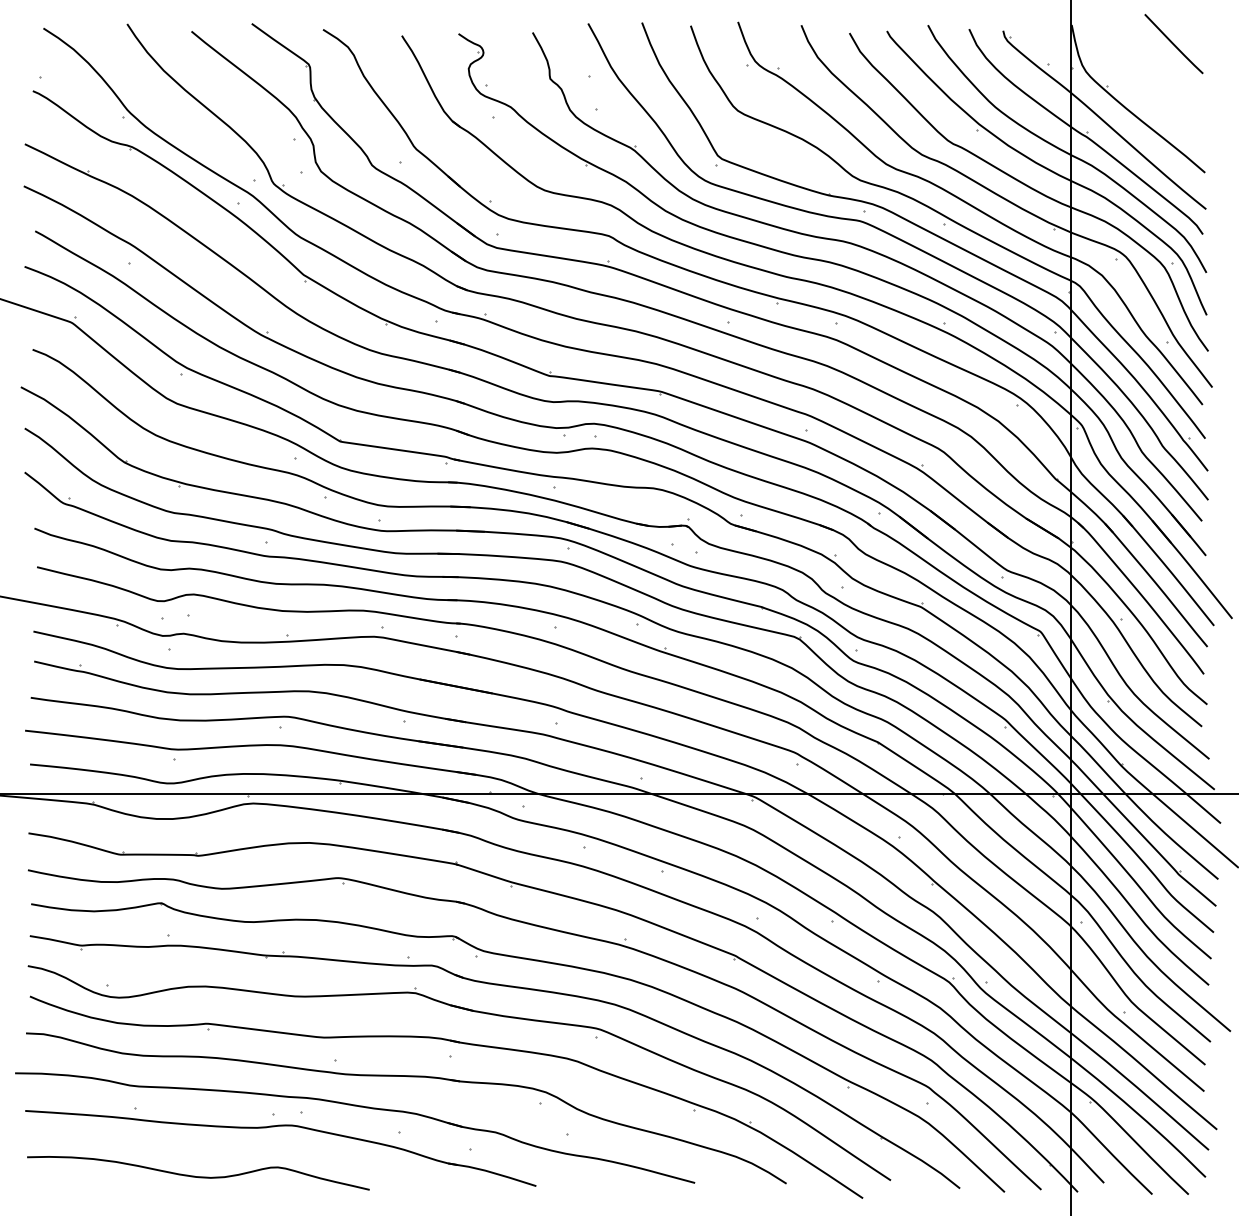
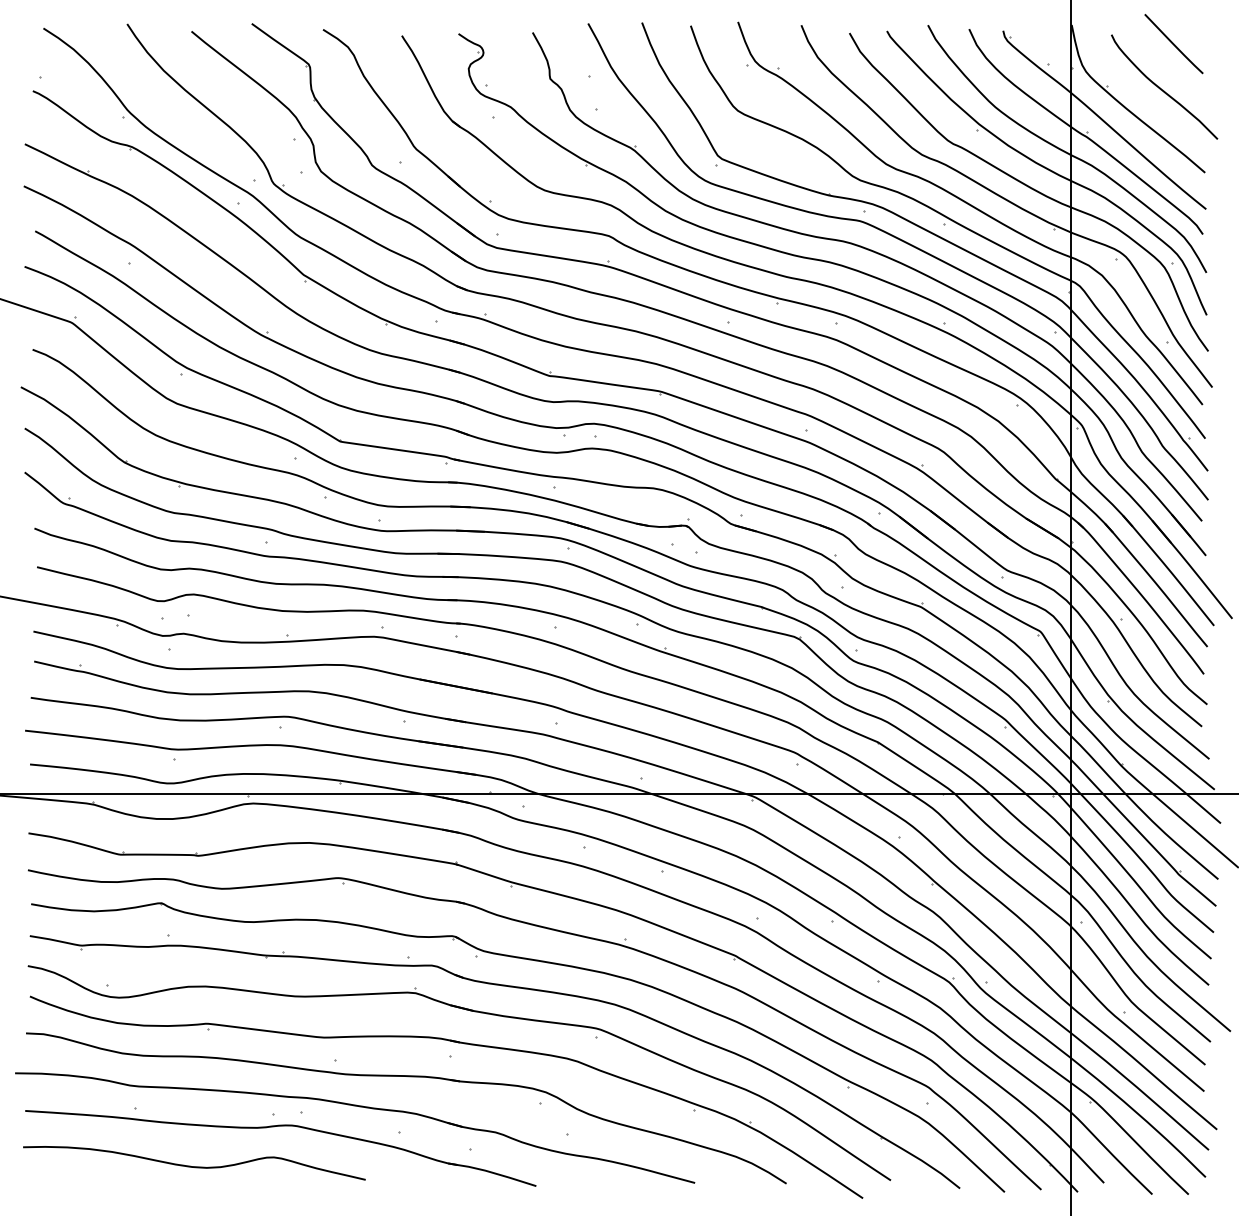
curve: none -> present (1161, 88)
curve position: (198, 1176) -> (194, 1166) (194, 1166)
